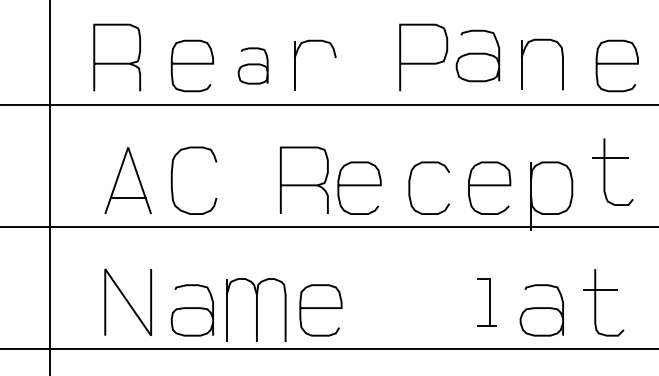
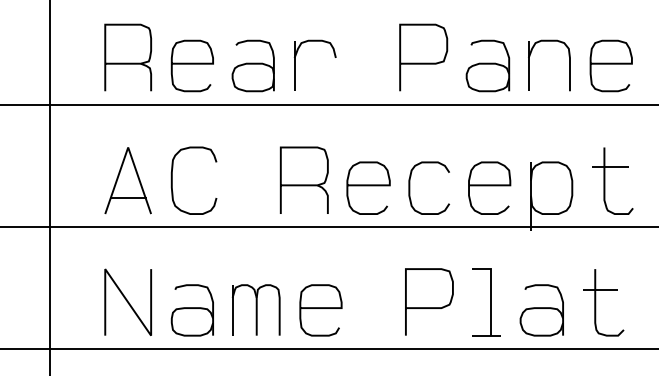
part position: (477, 55) -> (487, 65) (487, 65)
part position: (116, 57) -> (127, 57) (127, 57)
part position: (522, 64) -> (529, 65) (529, 65)
curve position: (616, 64) -> (610, 64) (610, 64)
part size: 32x38 px -> 44x54 px (252, 65)
part position: (605, 171) -> (605, 180) (605, 180)
curve position: (359, 186) -> (368, 186) (368, 186)
part size: 20x49 px -> 29x69 px (486, 302)
curve: none -> present (429, 307)
part size: 61x64 px -> 50x52 px (255, 309)
